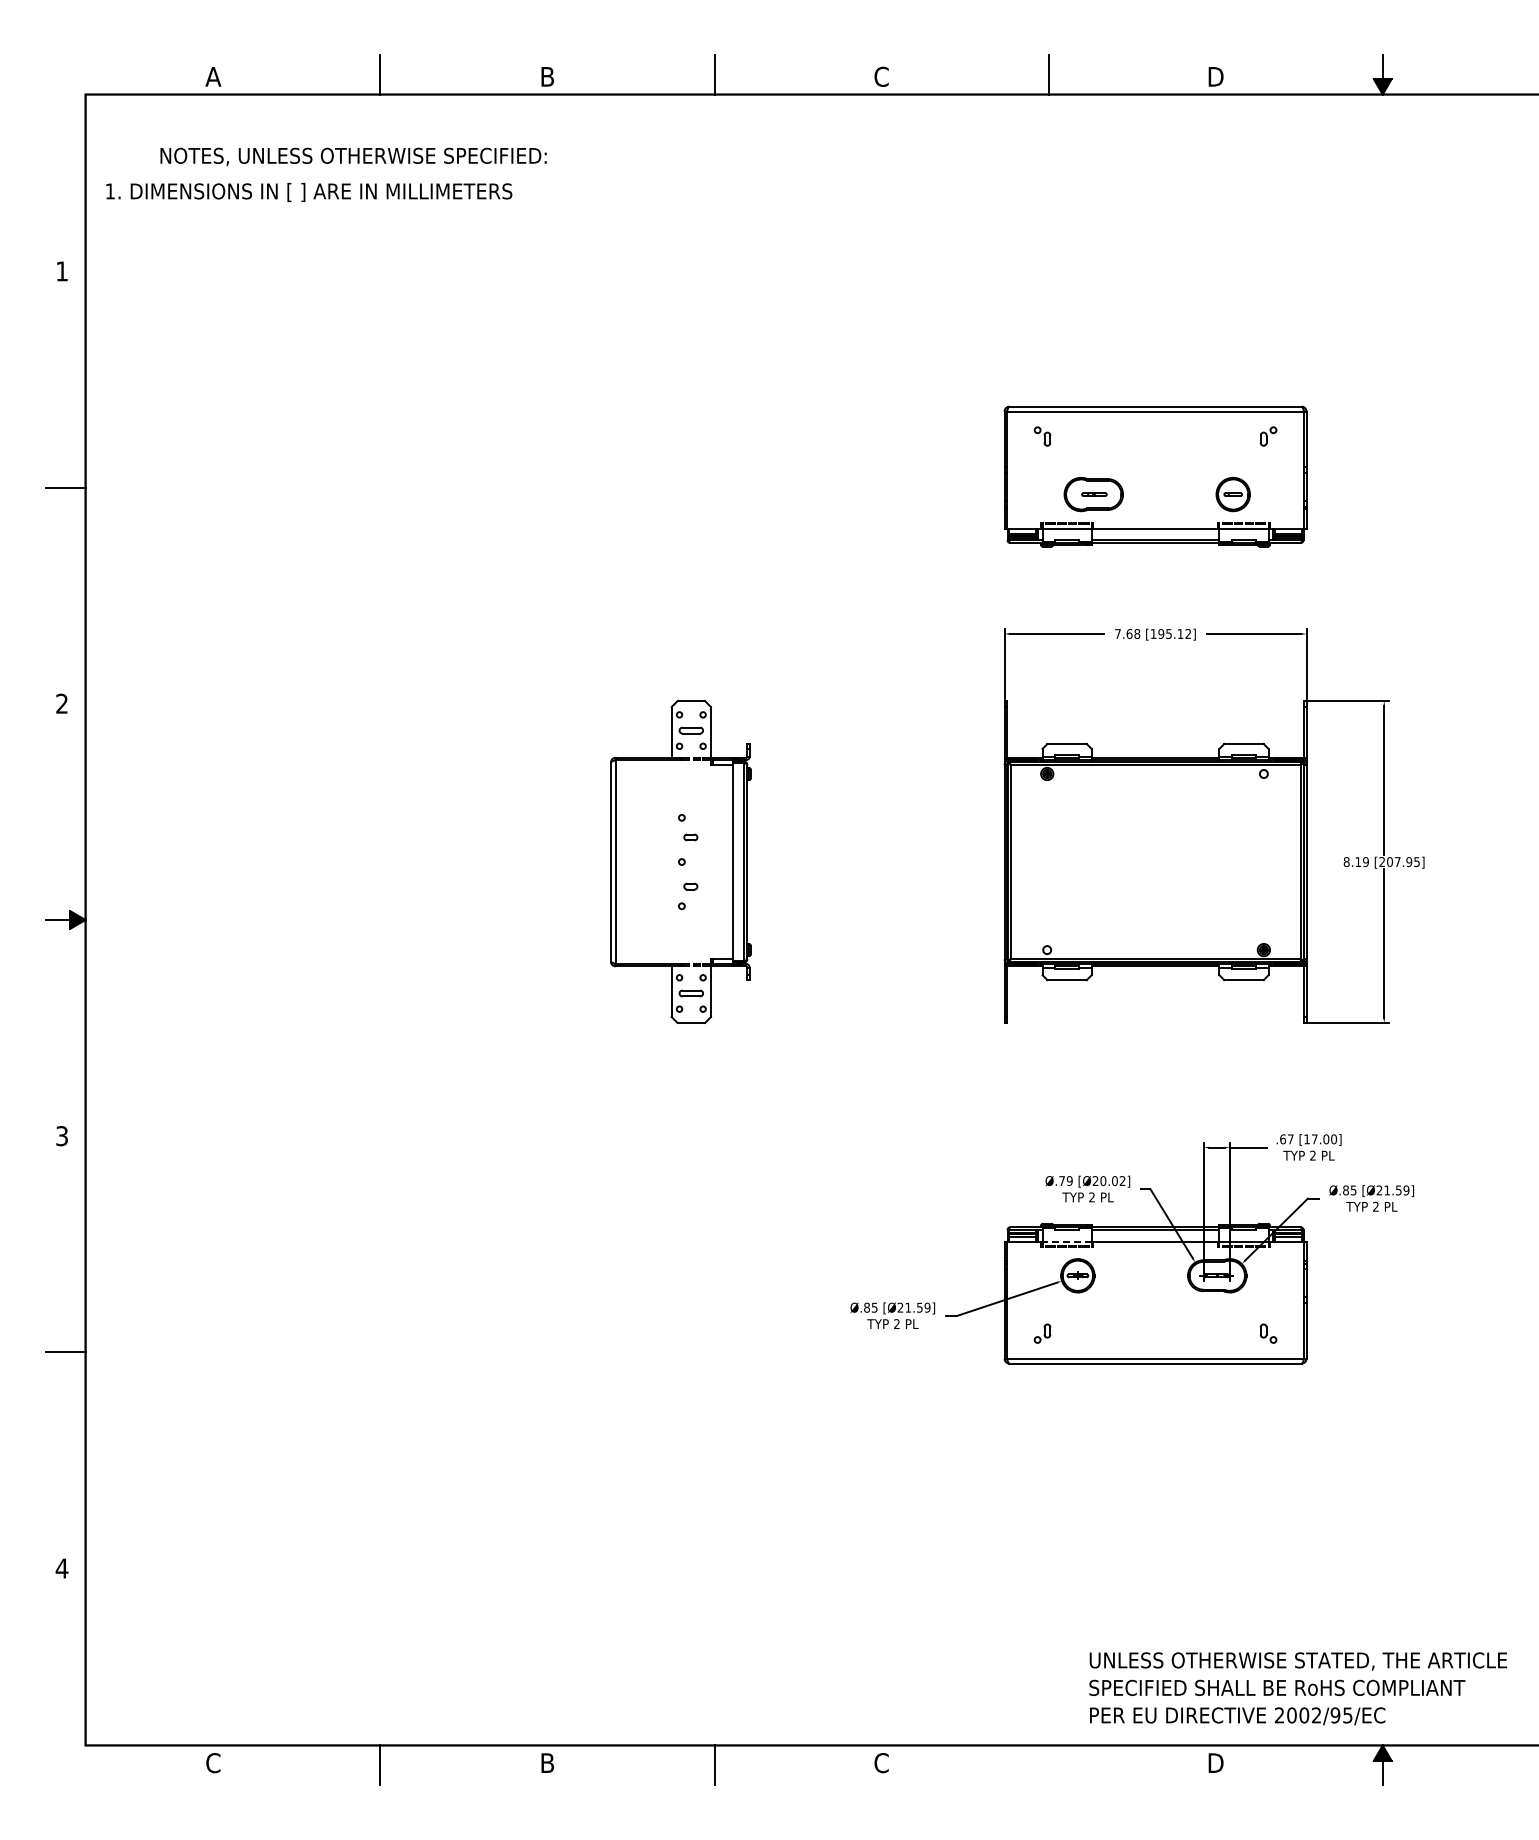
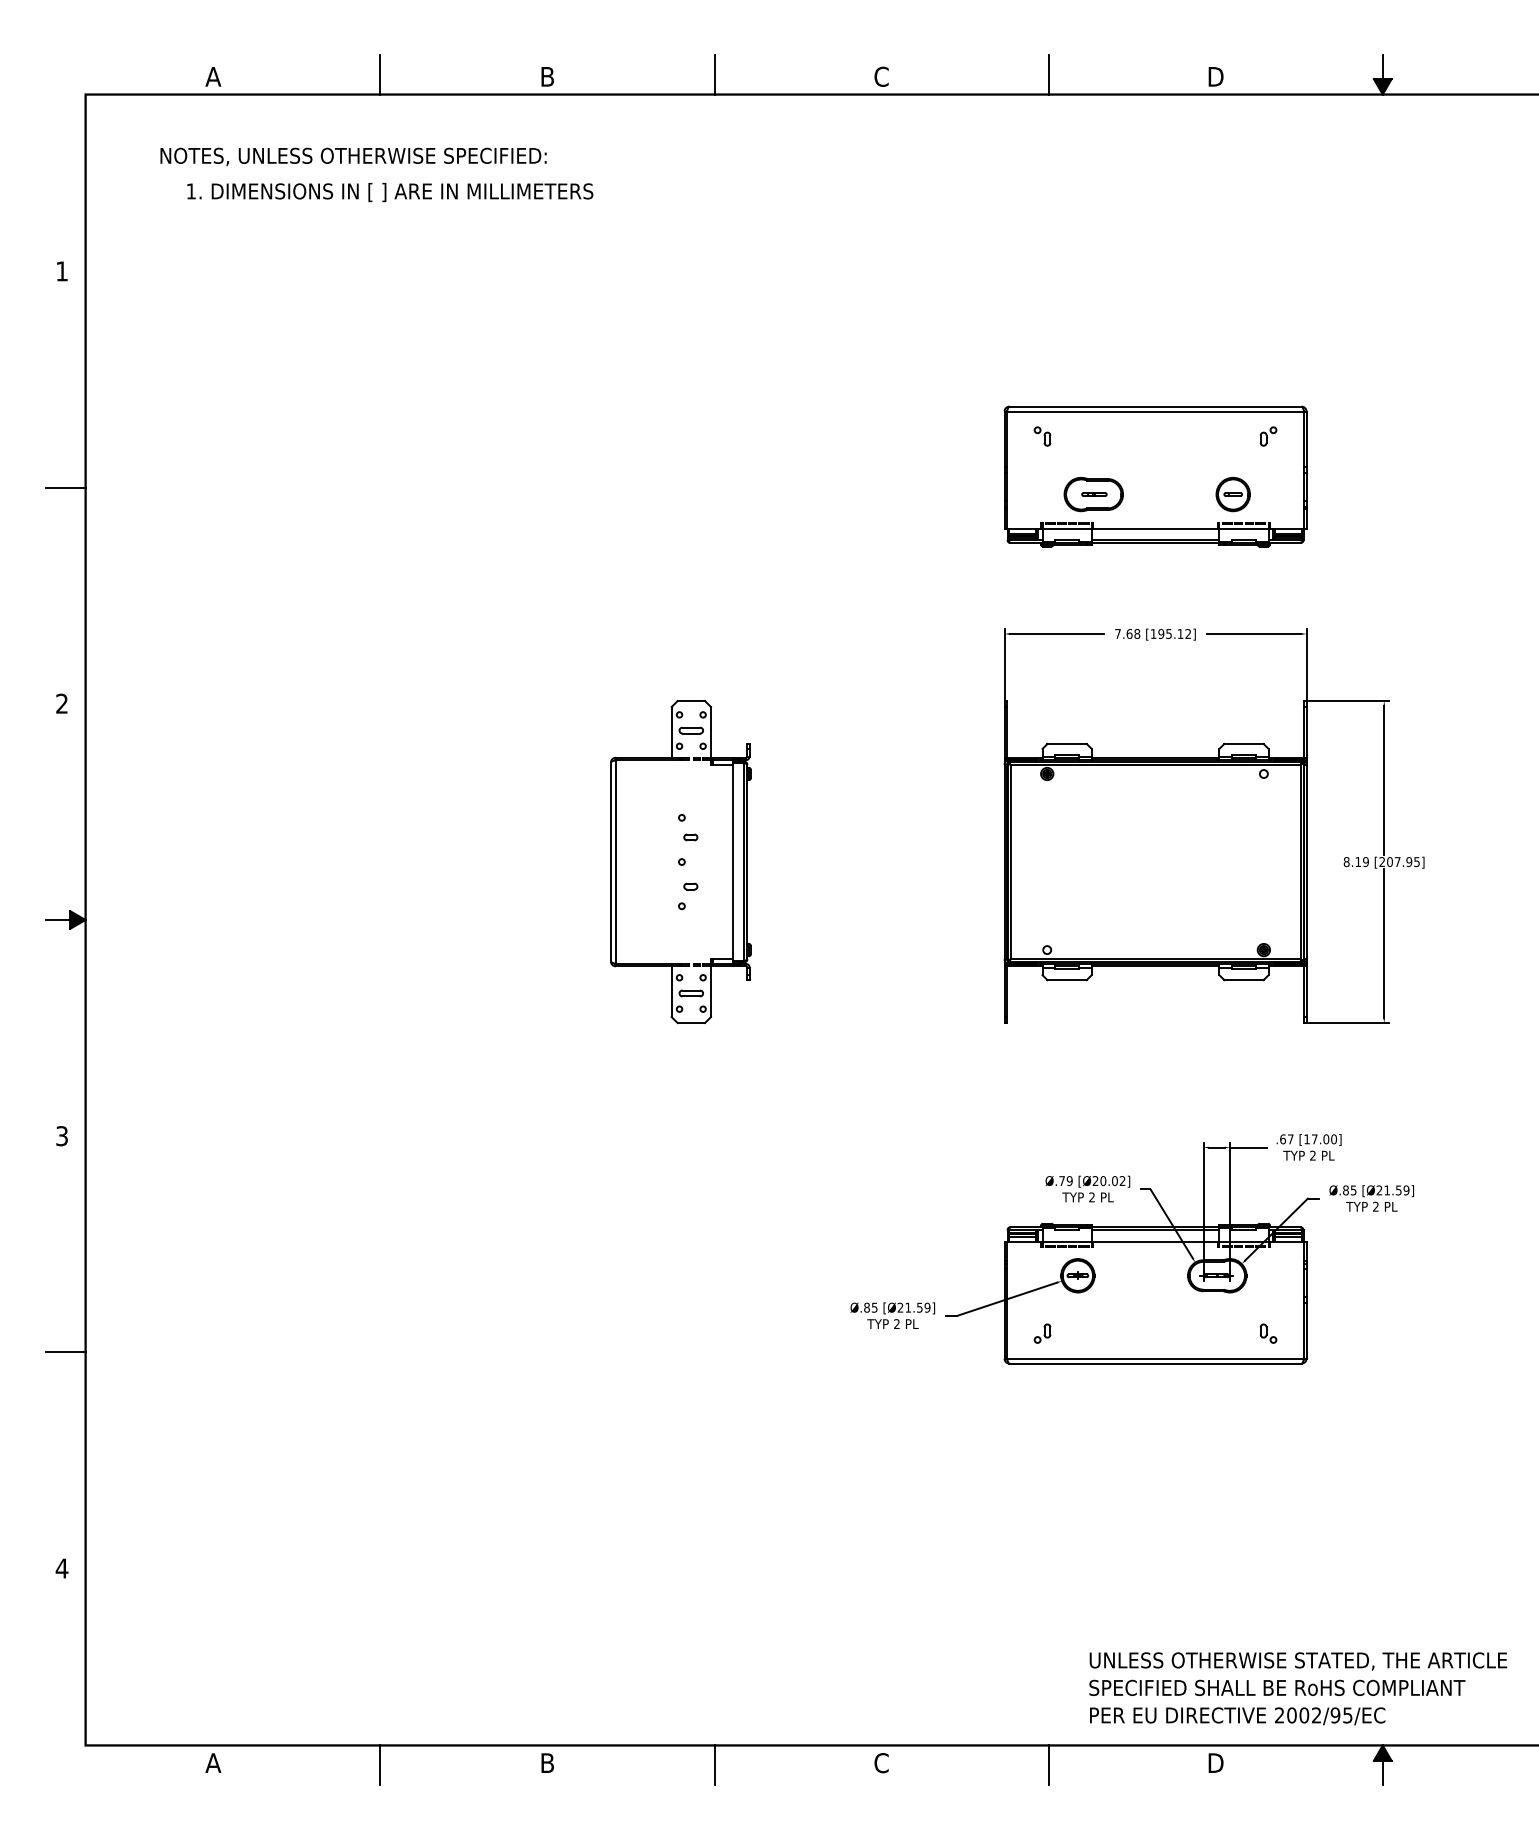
text position: (309, 192) -> (390, 192) (390, 192)
line: dashed -> solid (1067, 1241)
text: C -> A (213, 1763)
line: none -> present (1048, 1764)
